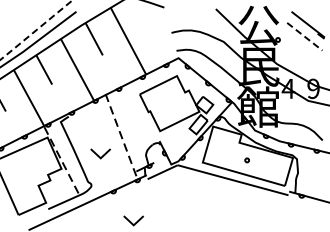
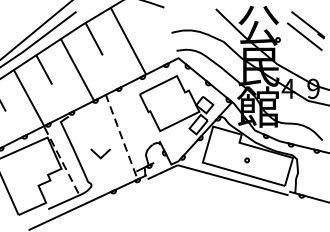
line: dashed -> solid (36, 30)
line: dashed -> solid (305, 37)
line: present -> none (131, 221)
